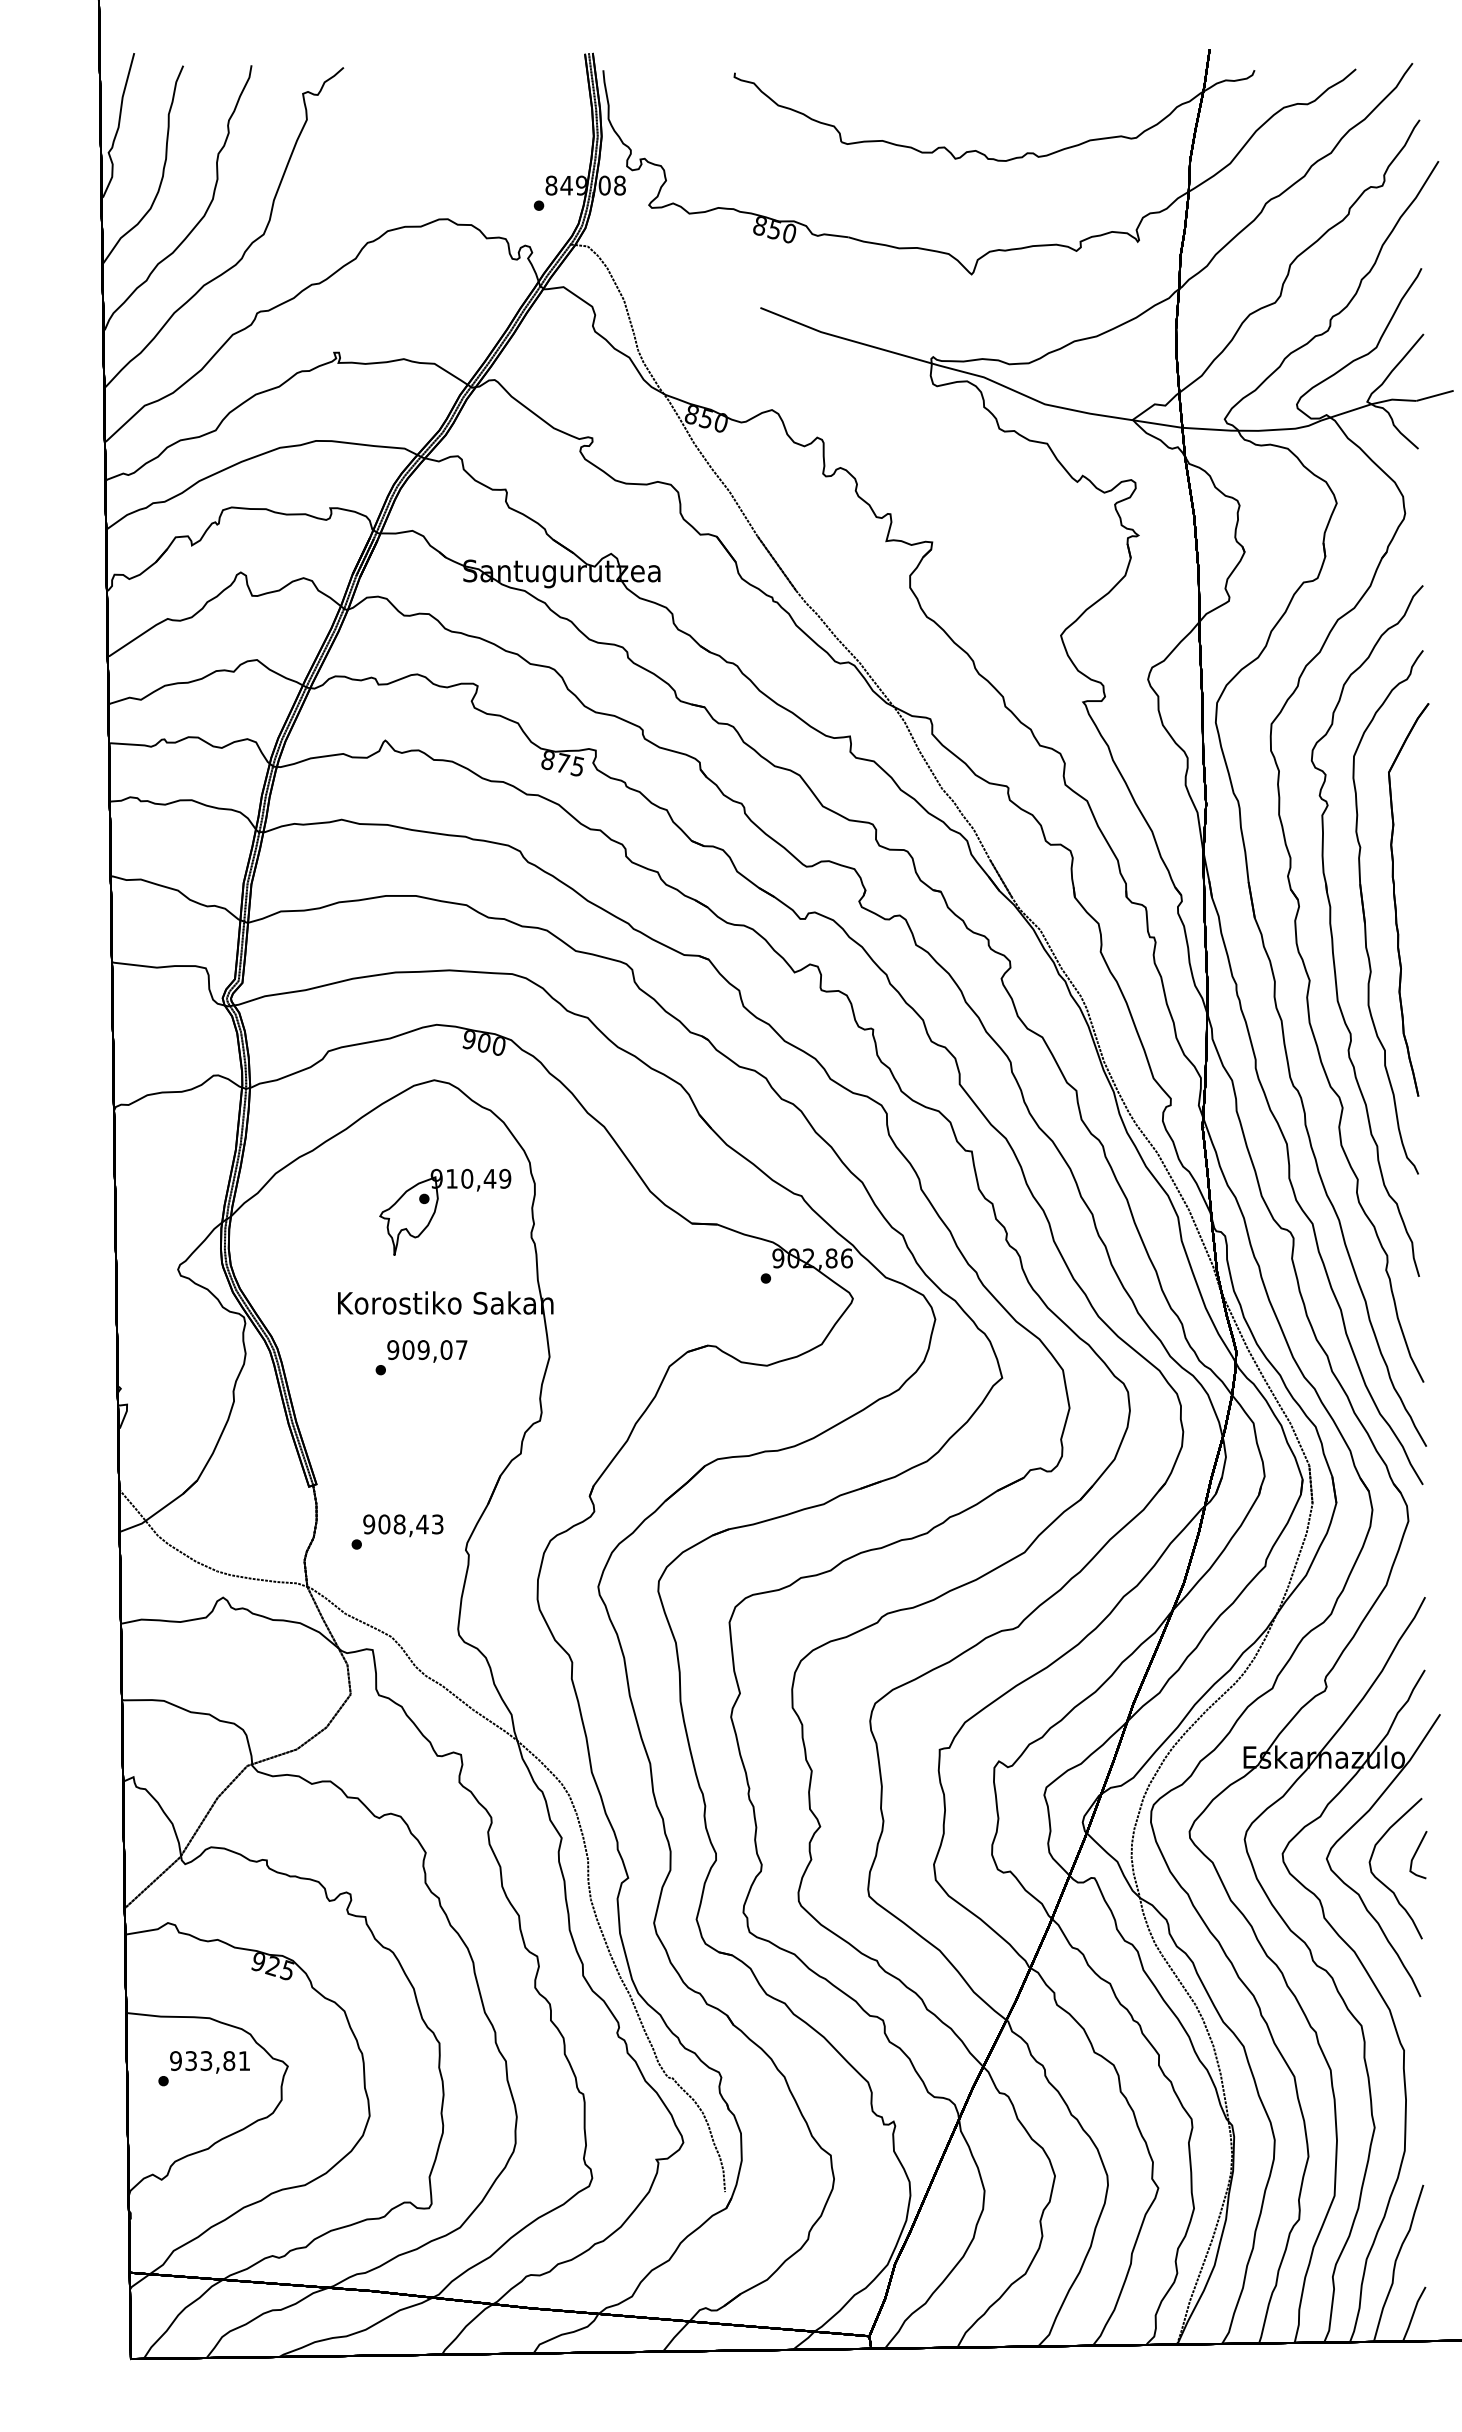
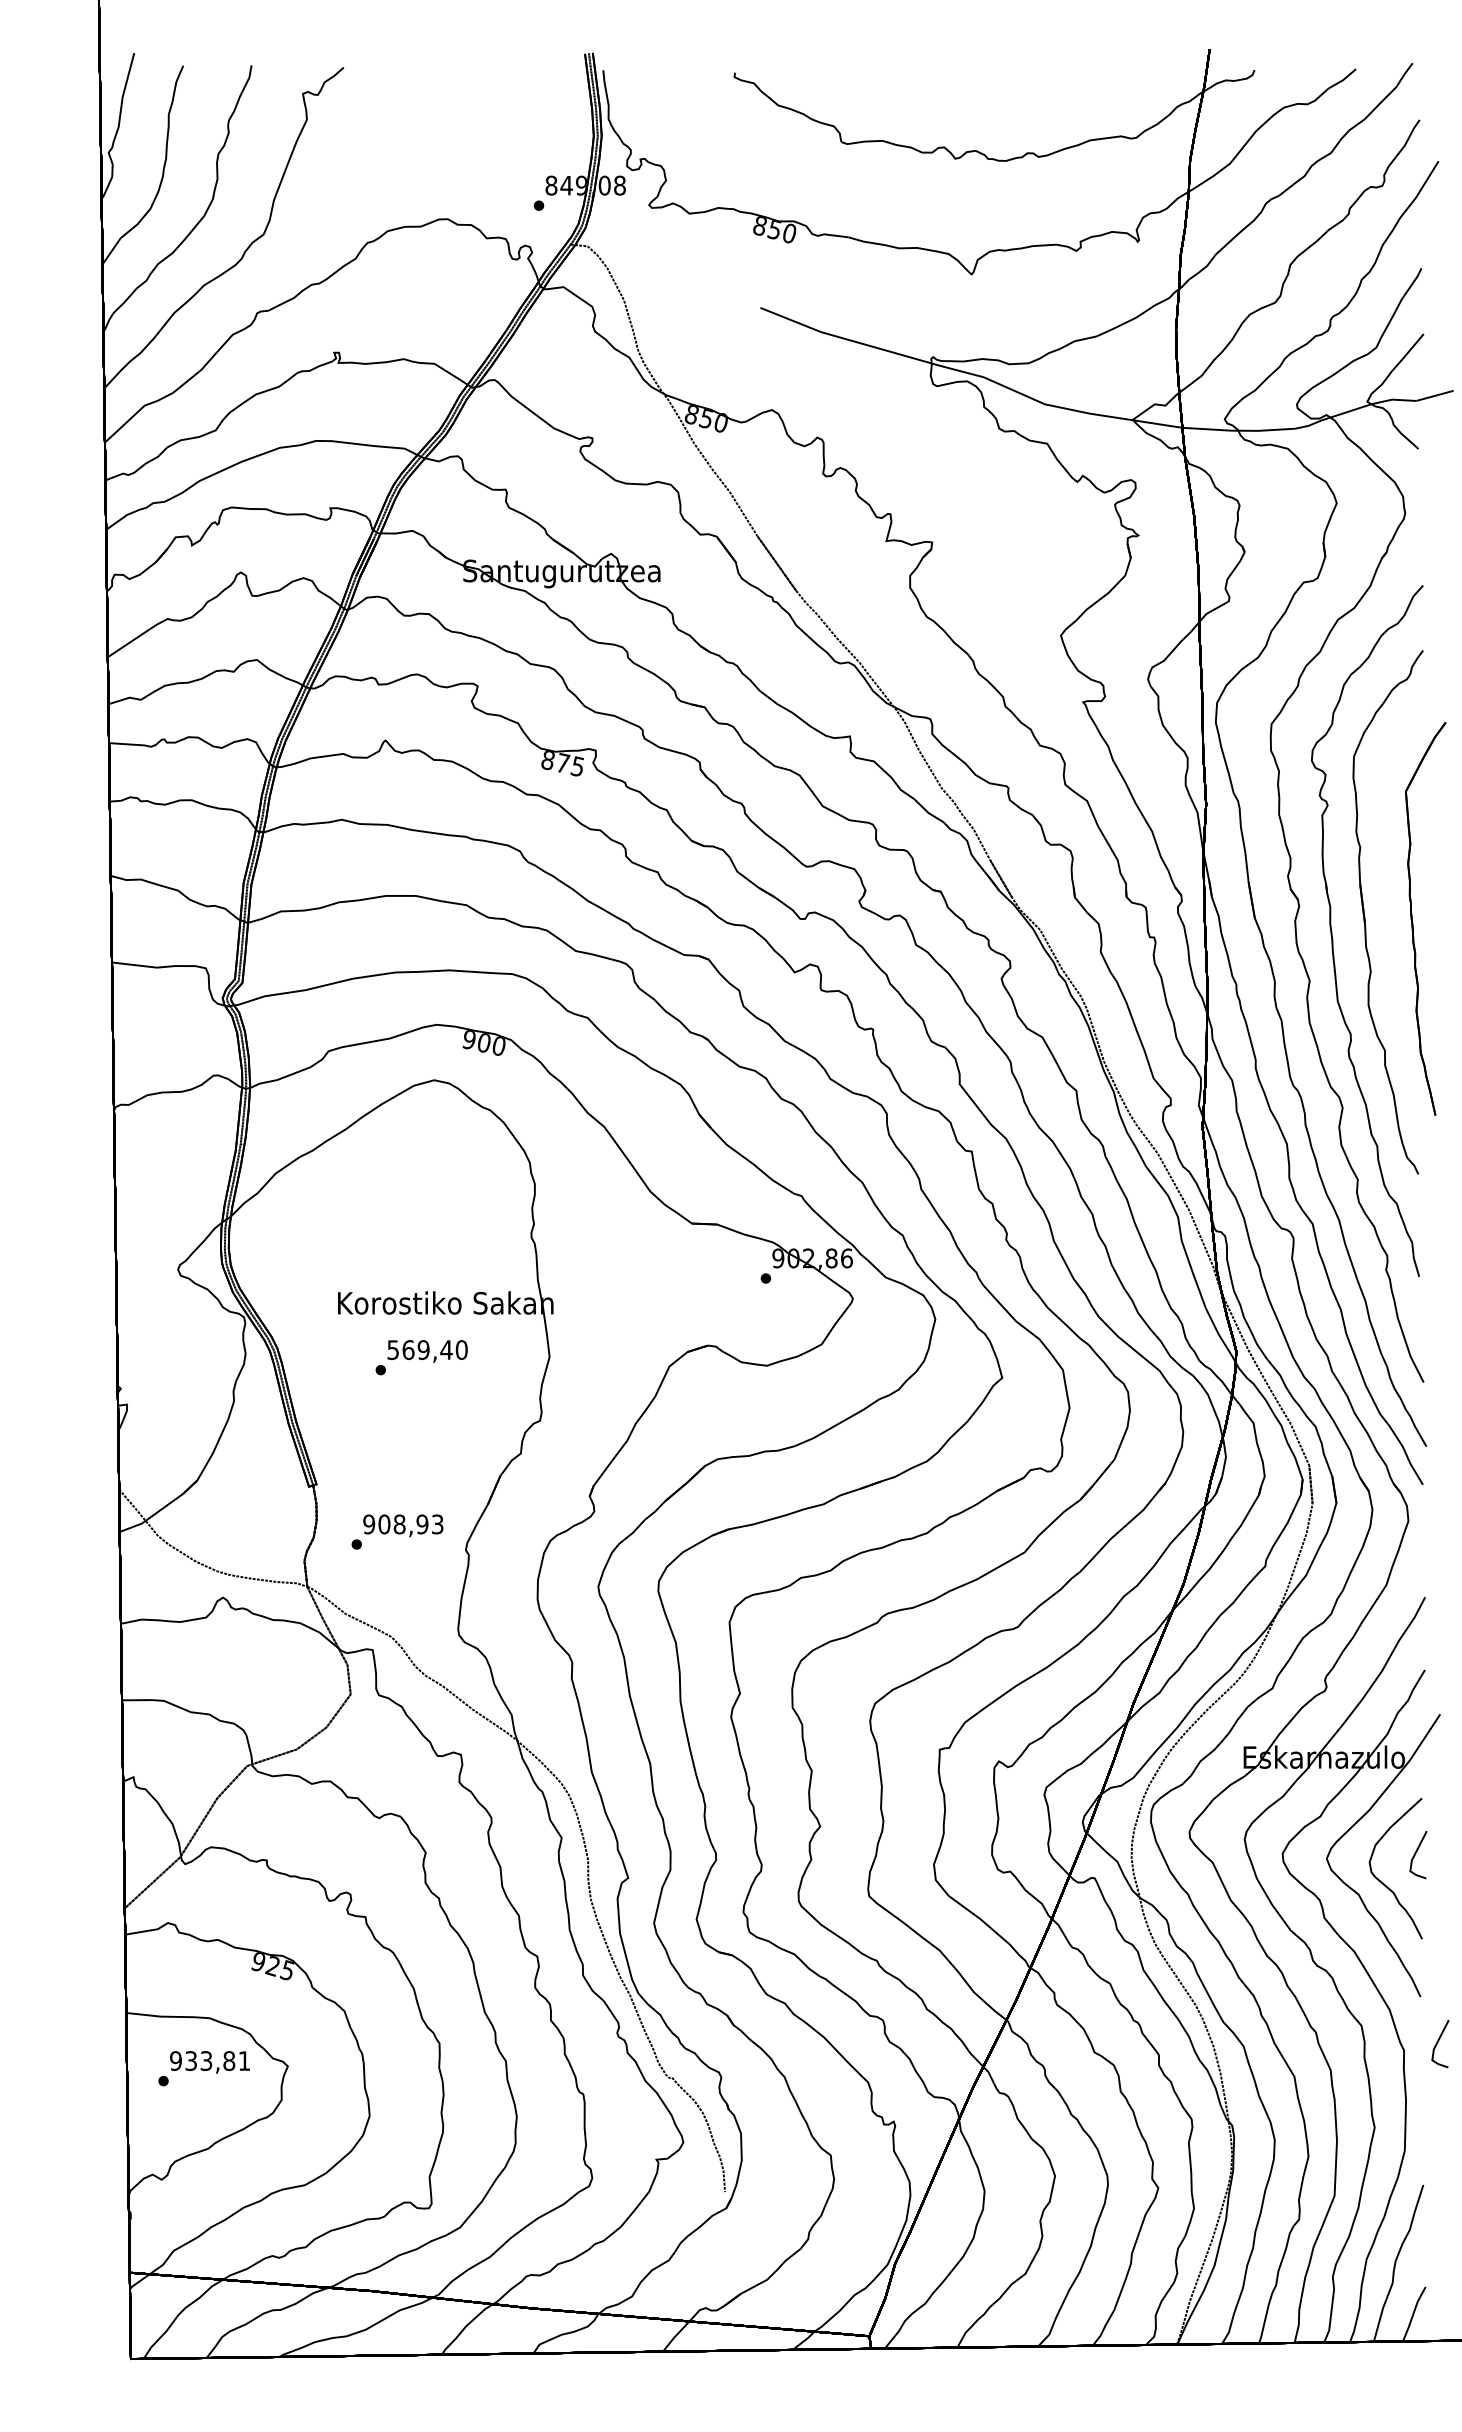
part position: (1396, 903) -> (1413, 922) (1413, 922)
part: present -> none (436, 1209)
text: 909,07 -> 569,40 (427, 1350)
text: 908,43 -> 908,93 (422, 1524)
part: none -> present (1440, 2044)
